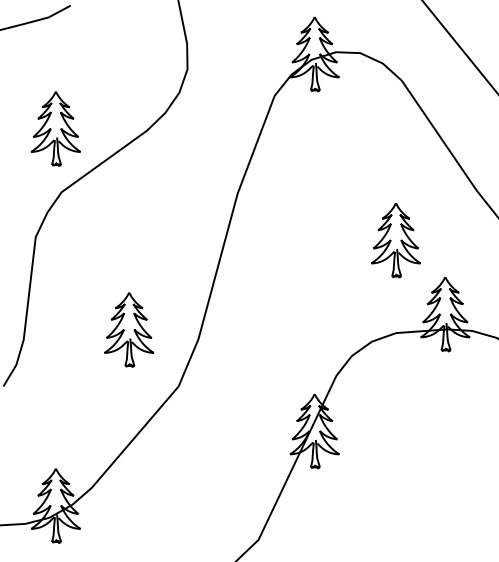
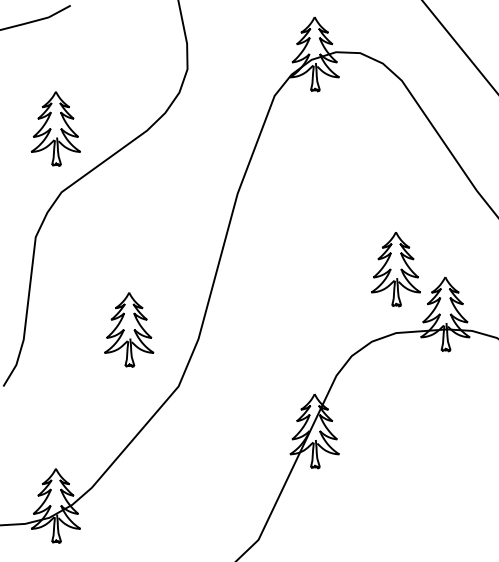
part position: (395, 240) -> (395, 269) (395, 269)
